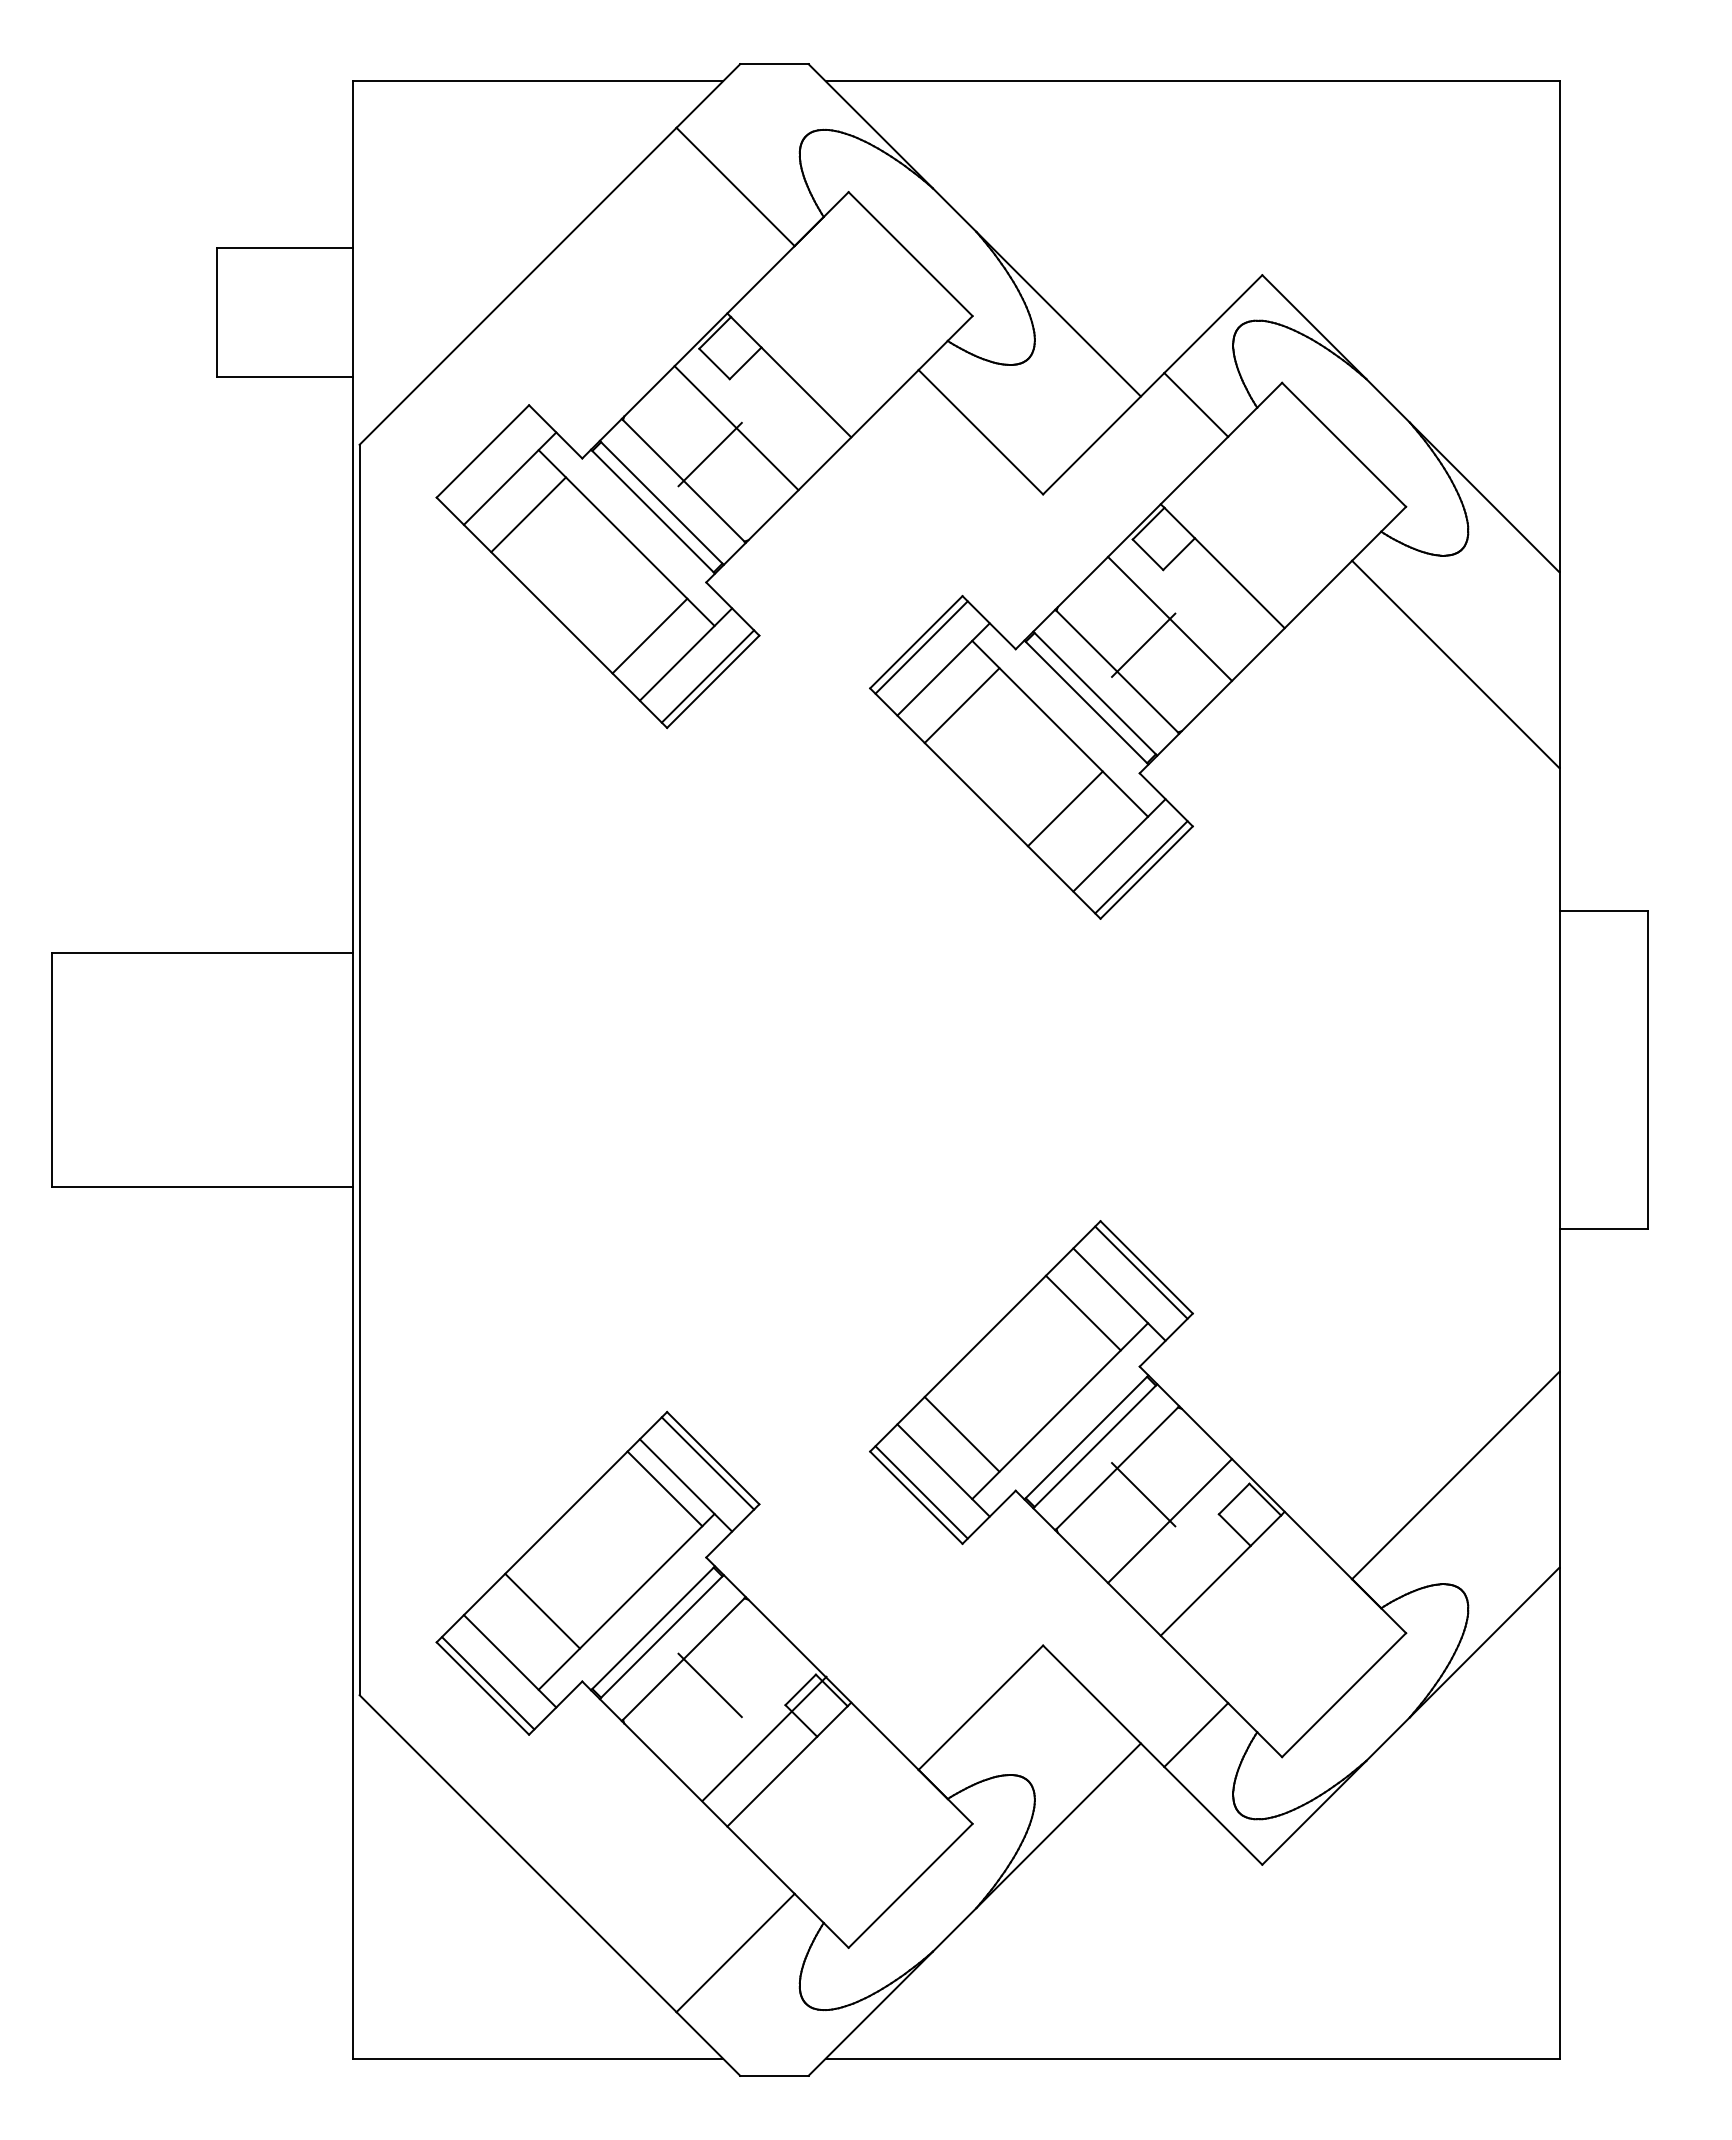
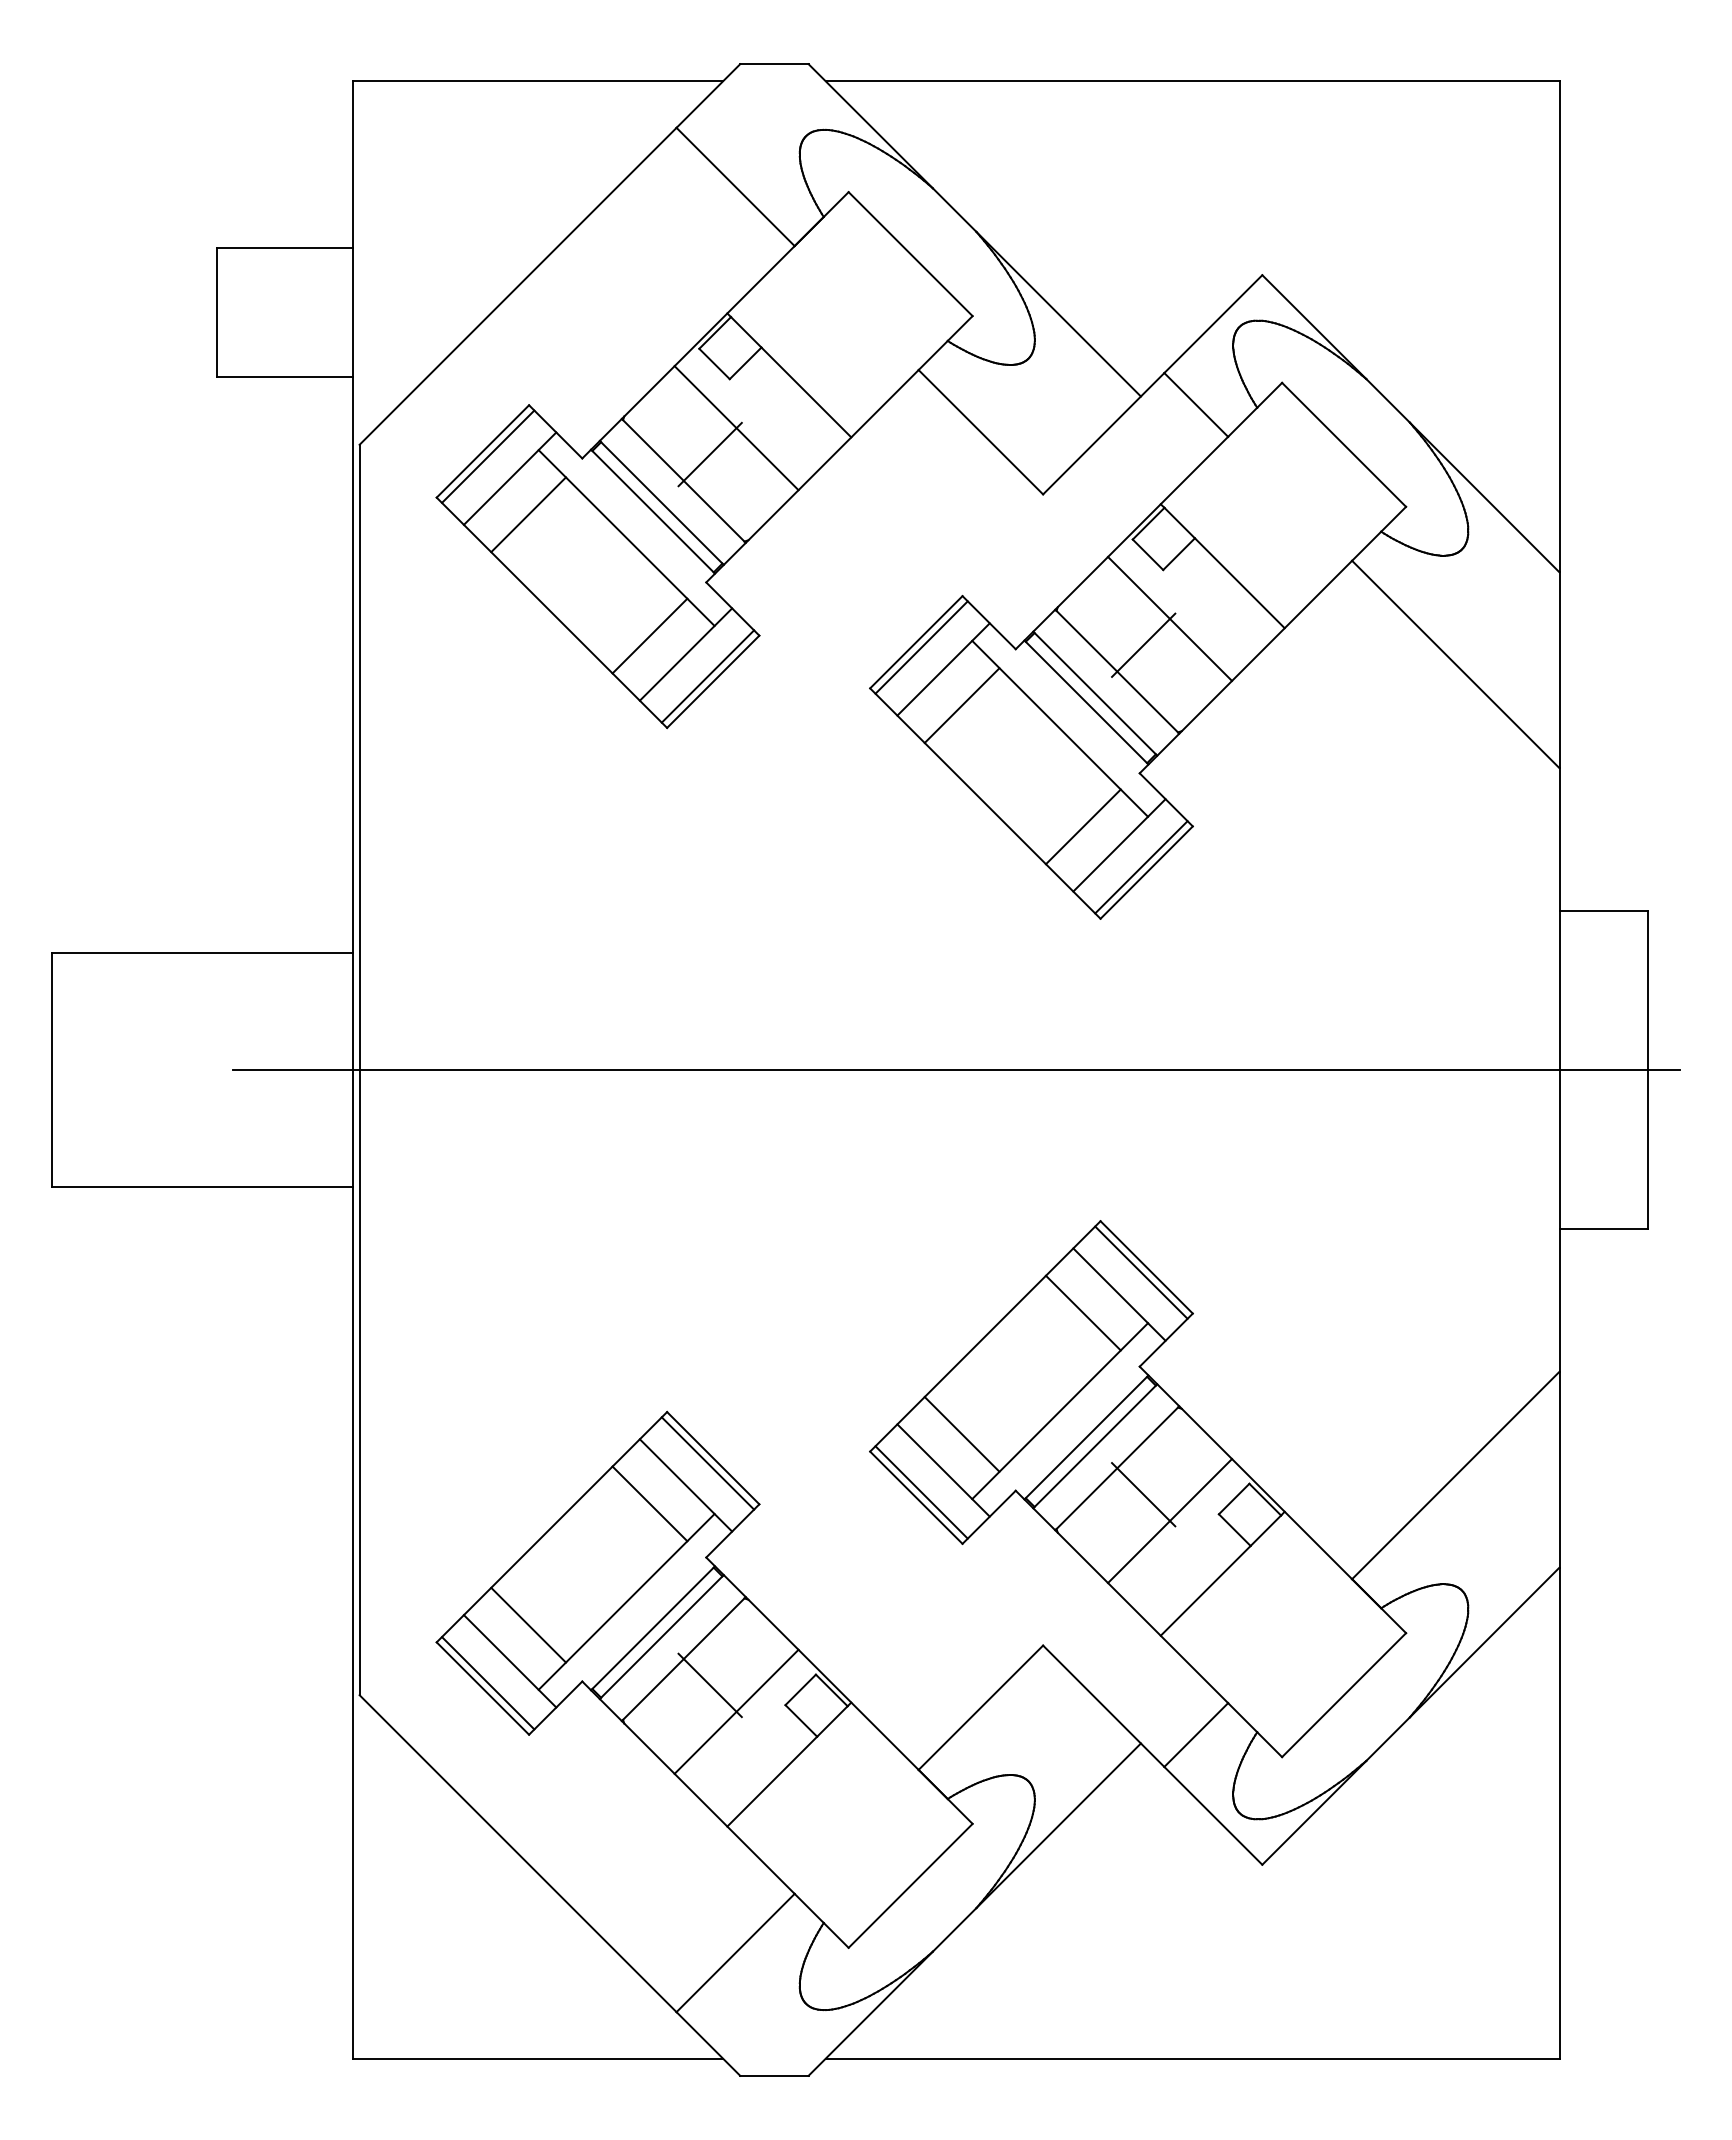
line: none -> present (488, 456)
line position: (1064, 808) -> (1082, 826) (1082, 826)
line: none -> present (956, 1070)
line position: (664, 1488) -> (649, 1503) (649, 1503)
line position: (542, 1610) -> (528, 1624) (528, 1624)
line position: (764, 1738) -> (736, 1711) (736, 1711)
